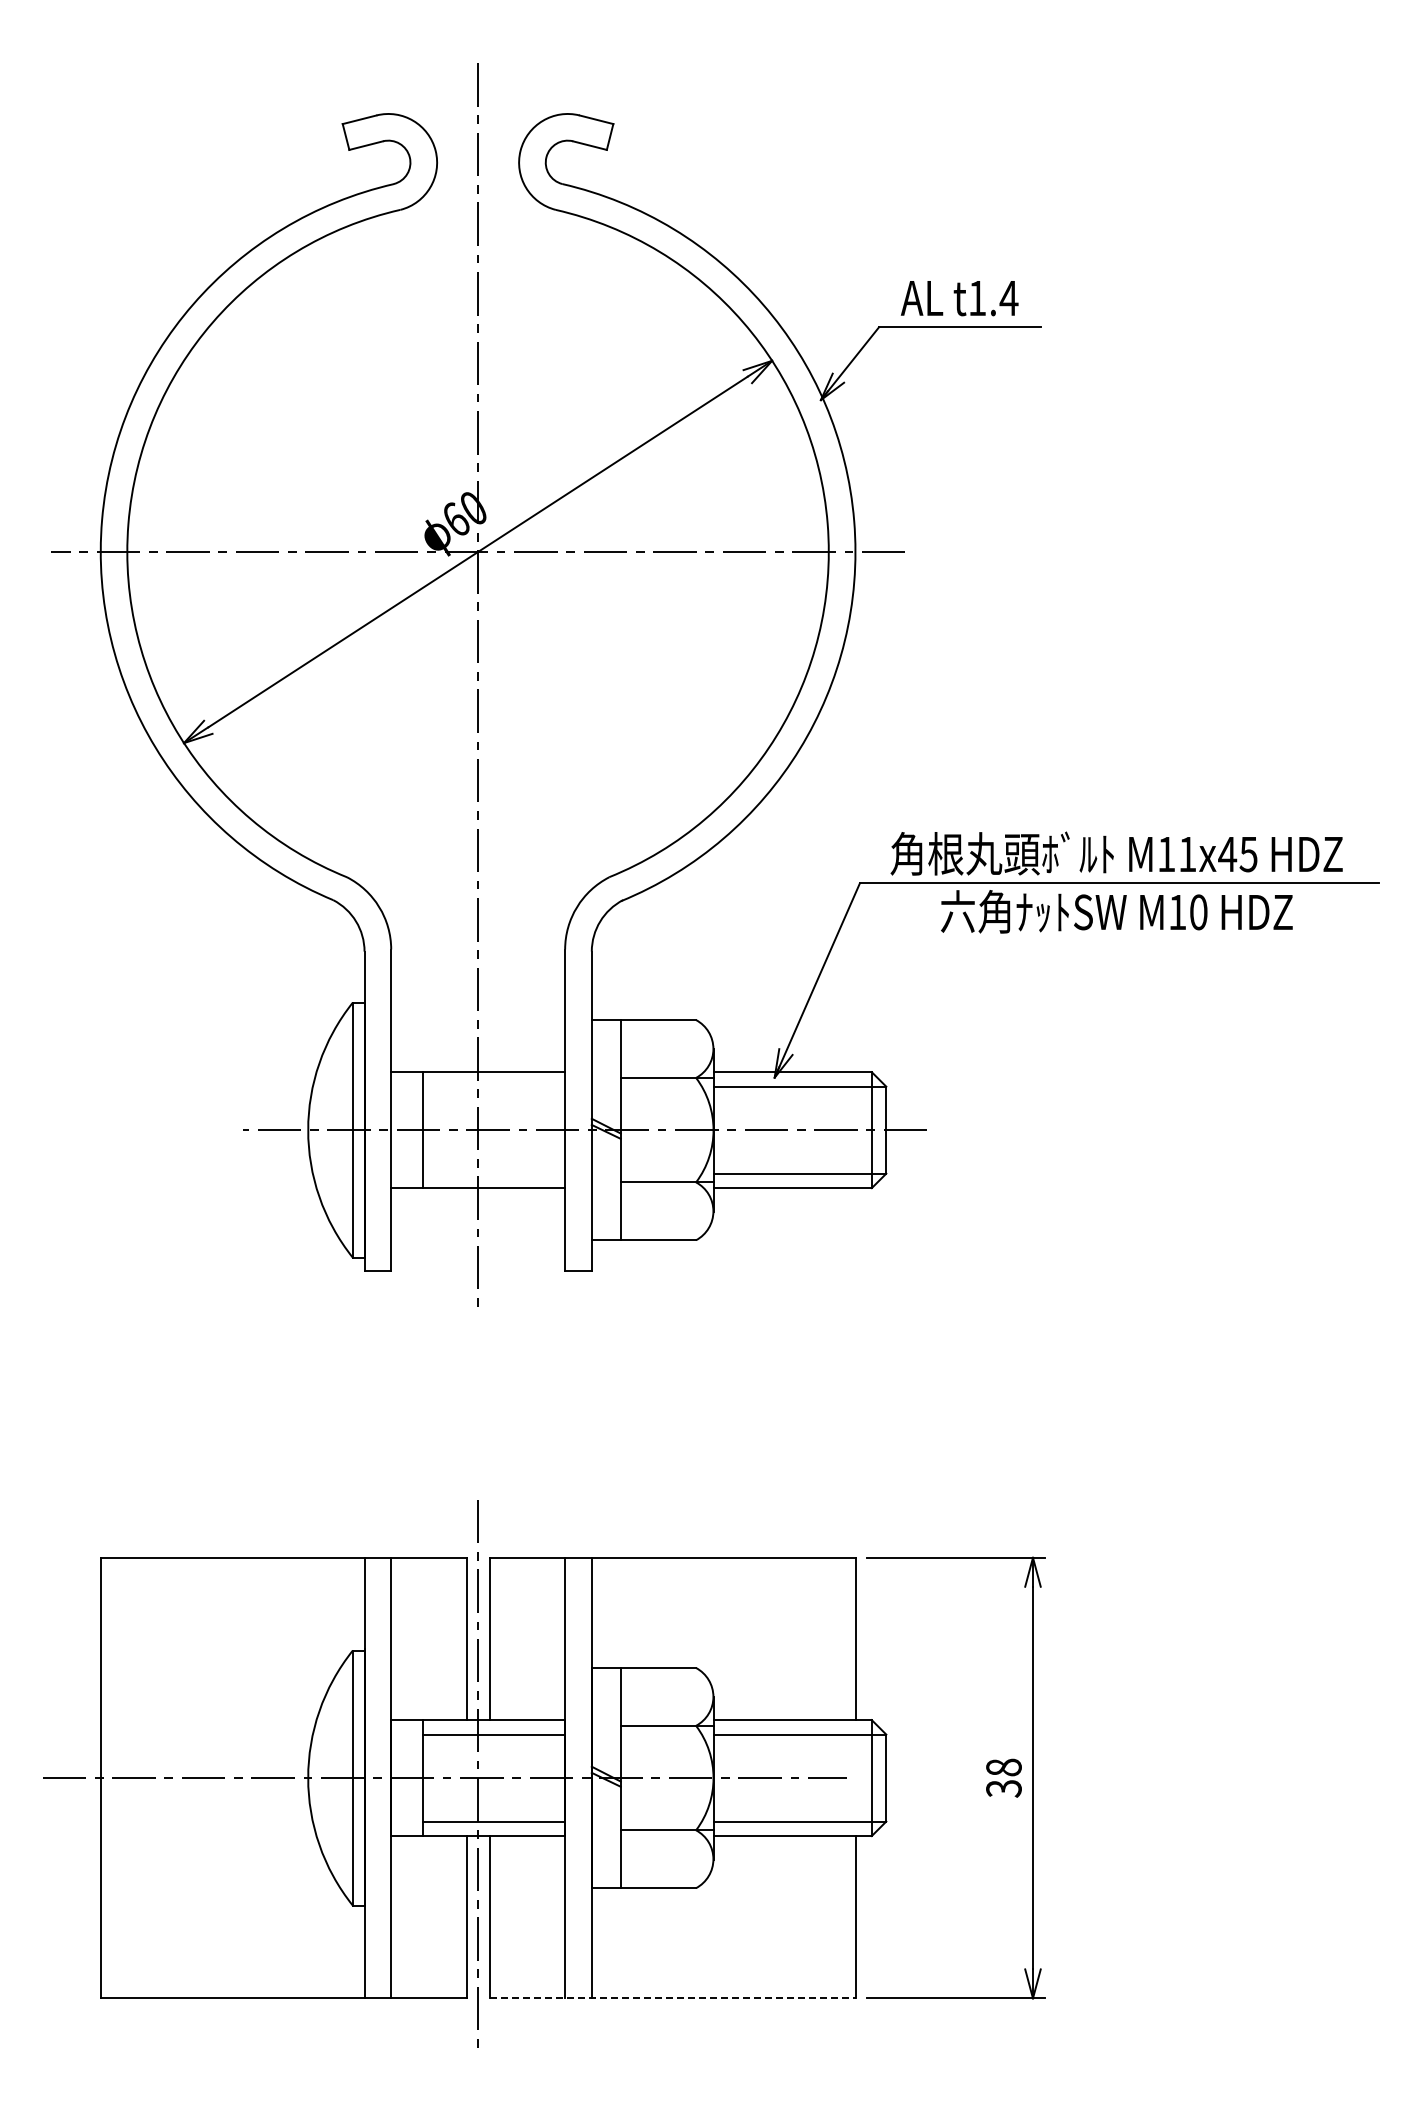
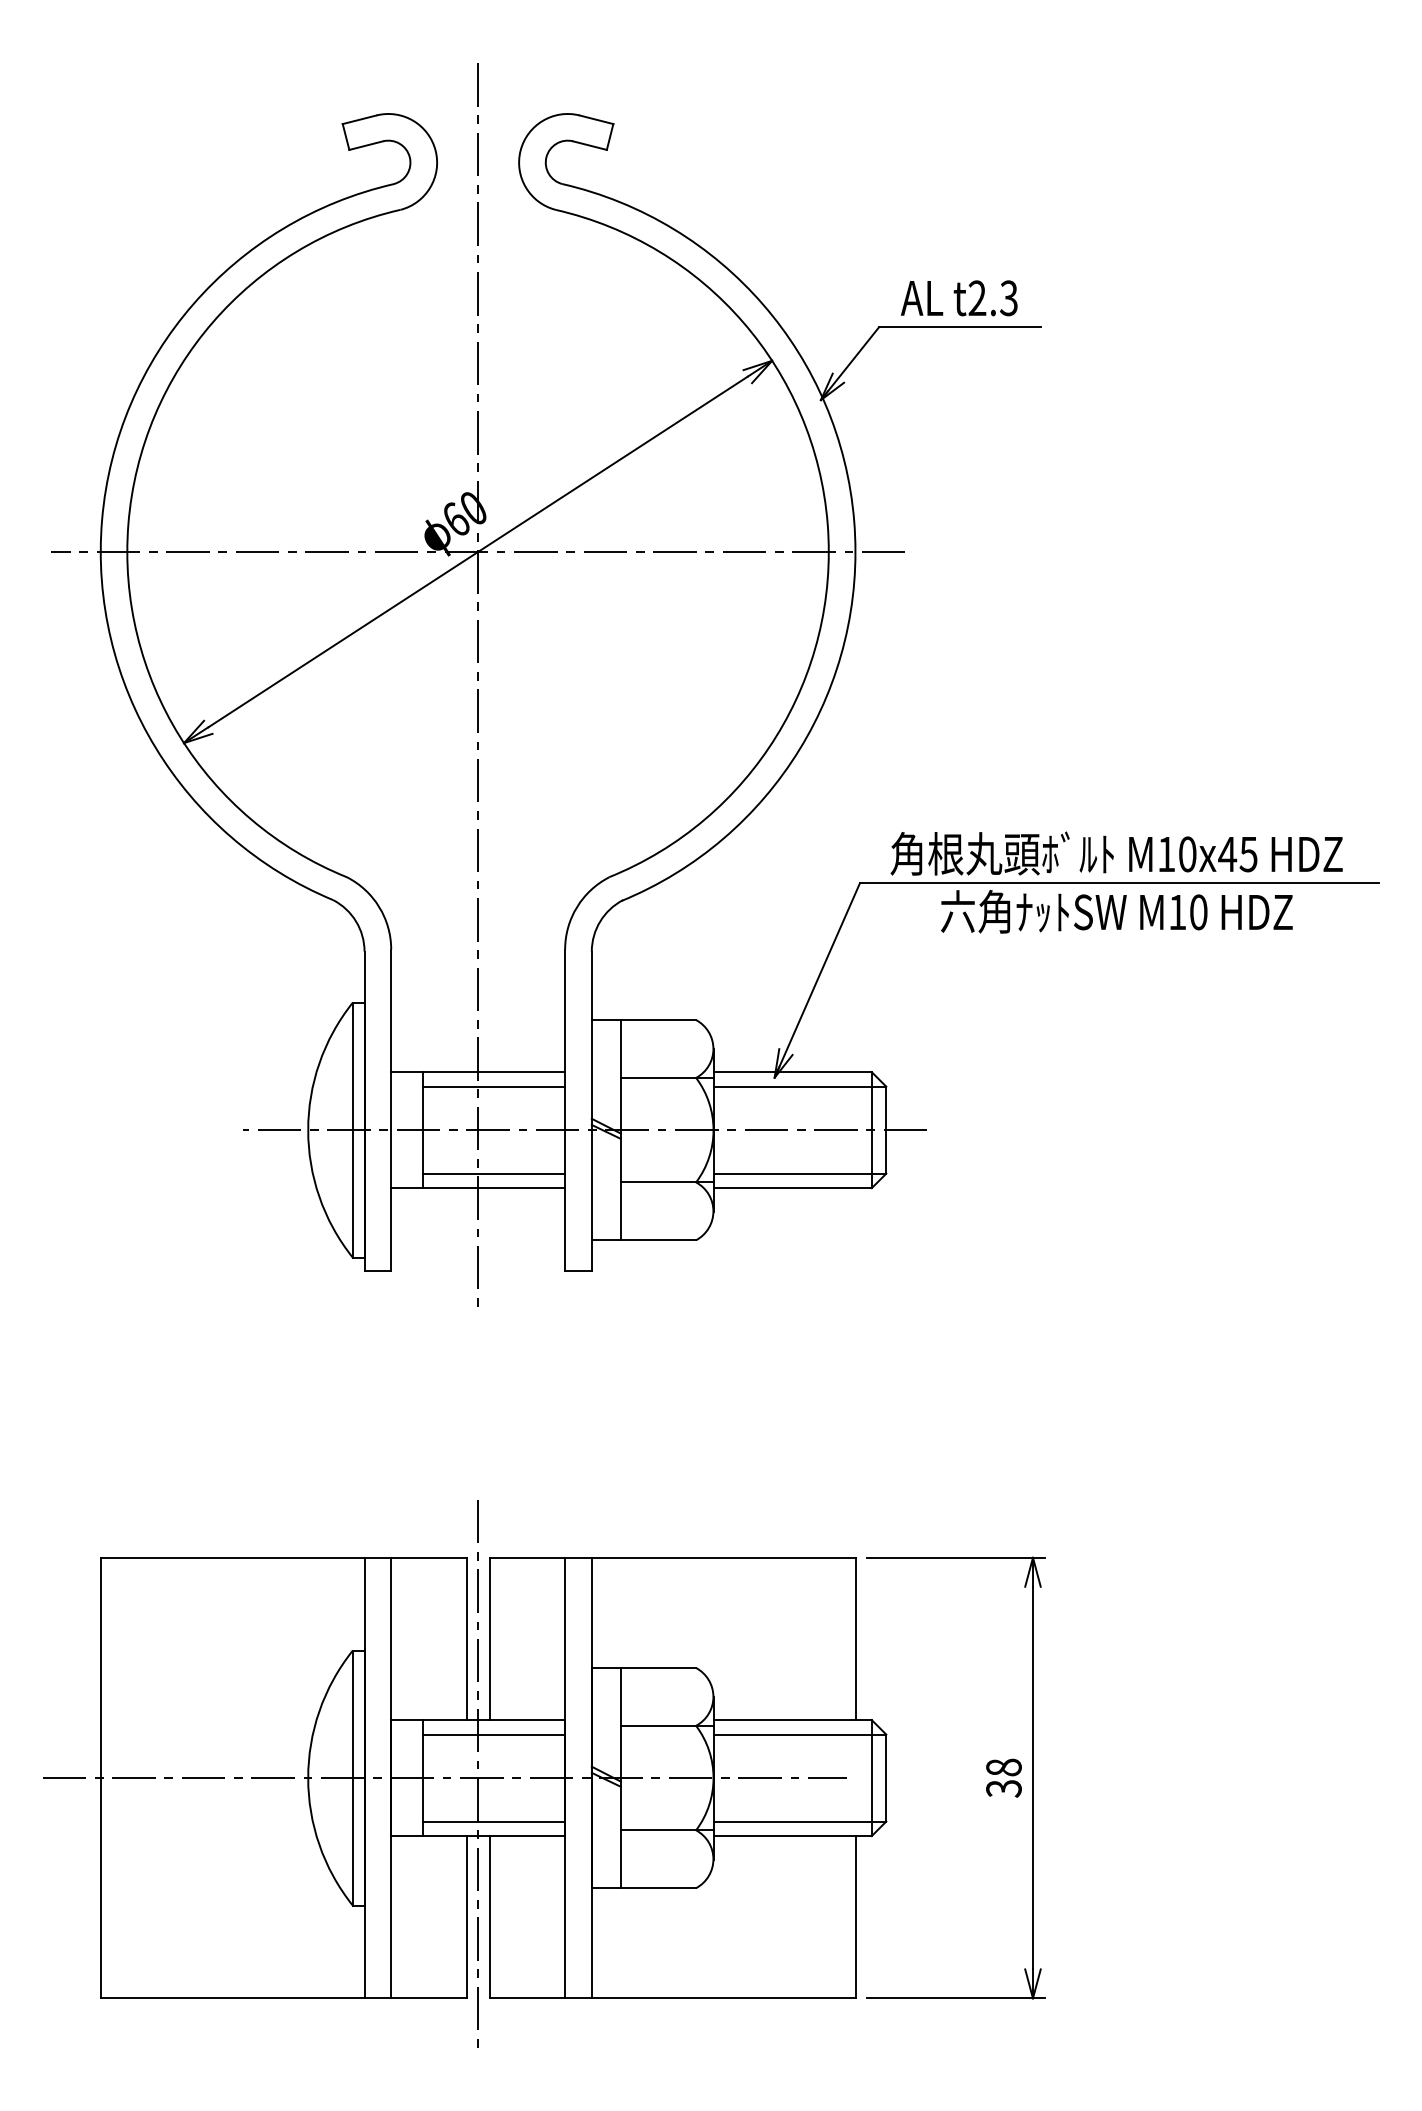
text: t1.4 -> t2.3 (993, 298)
text: M11x45 -> M10x45 (1187, 854)
line: none -> present (493, 1086)
line: none -> present (493, 1173)
line: dashed -> solid (672, 1998)
